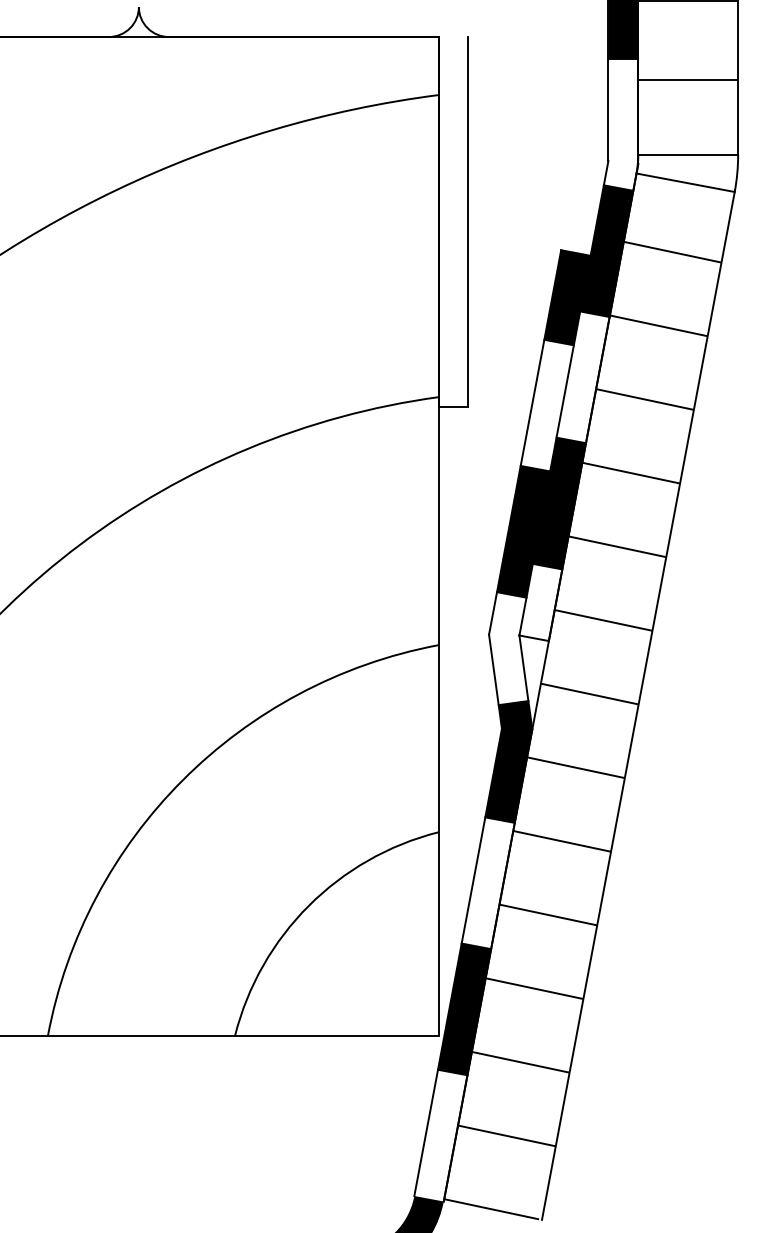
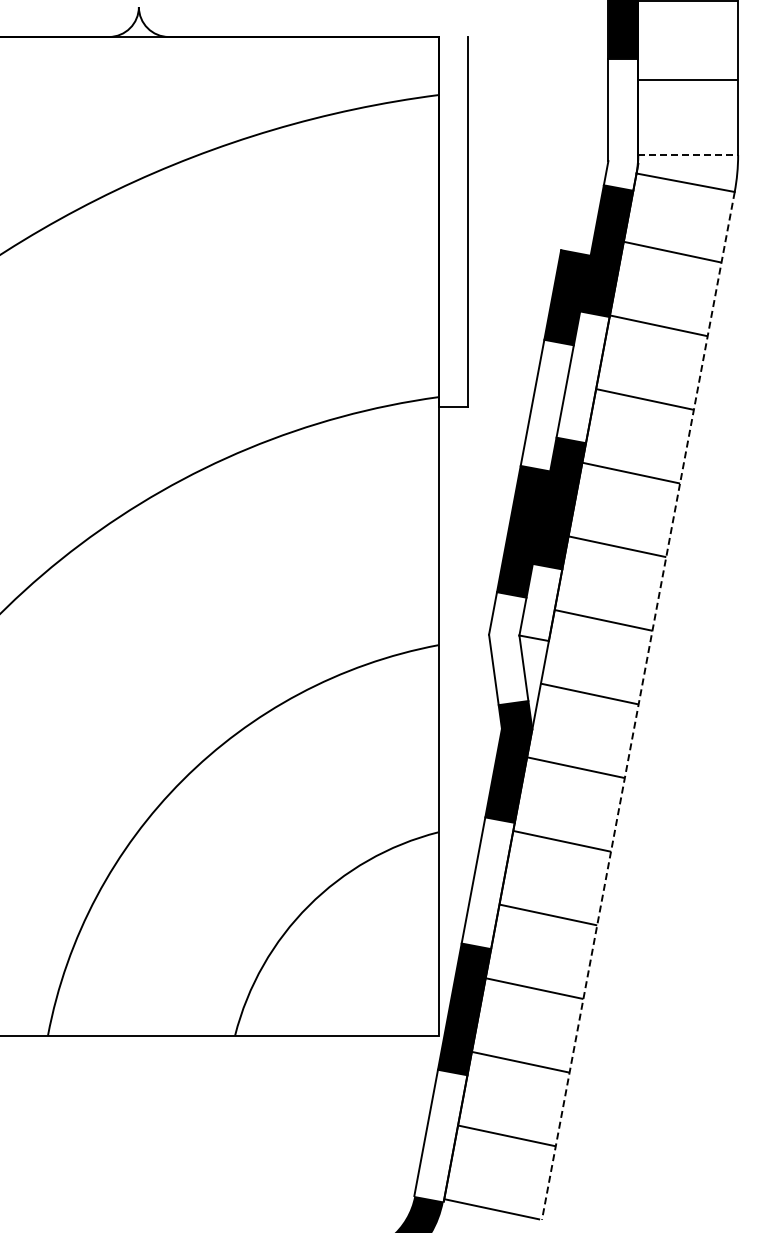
line: solid -> dashed (688, 155)
line: solid -> dashed (638, 705)
